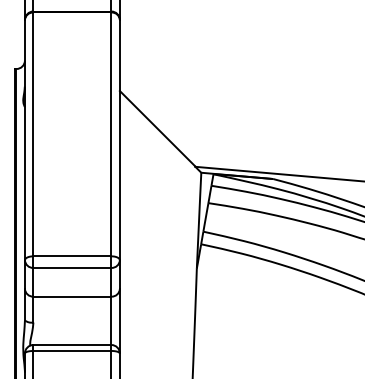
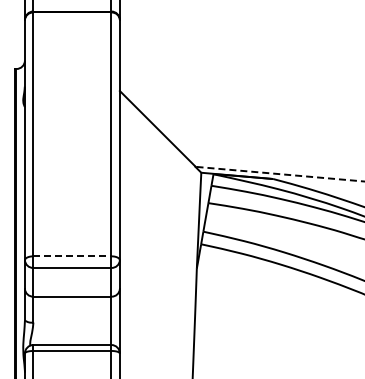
line: solid -> dashed (279, 174)
line: solid -> dashed (72, 256)
